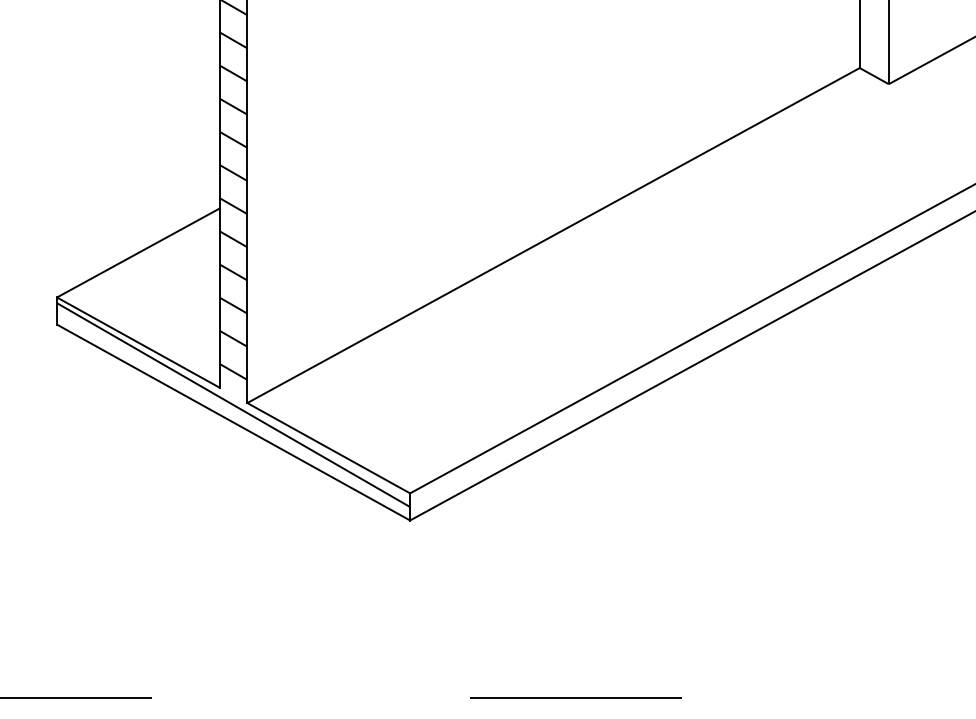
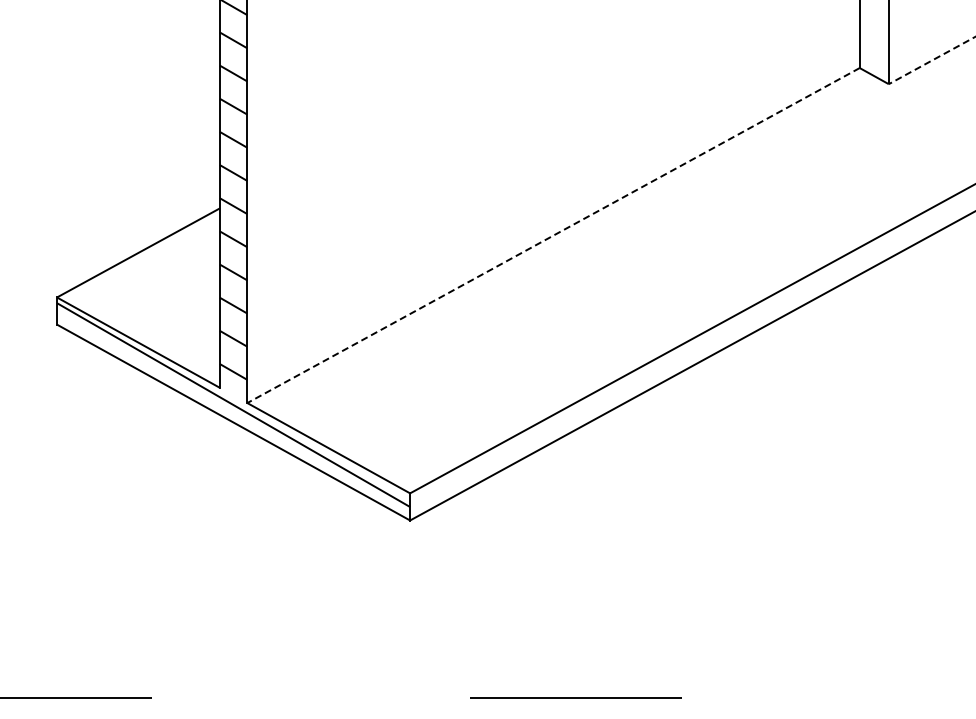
line: solid -> dashed (931, 60)
line: solid -> dashed (553, 235)
